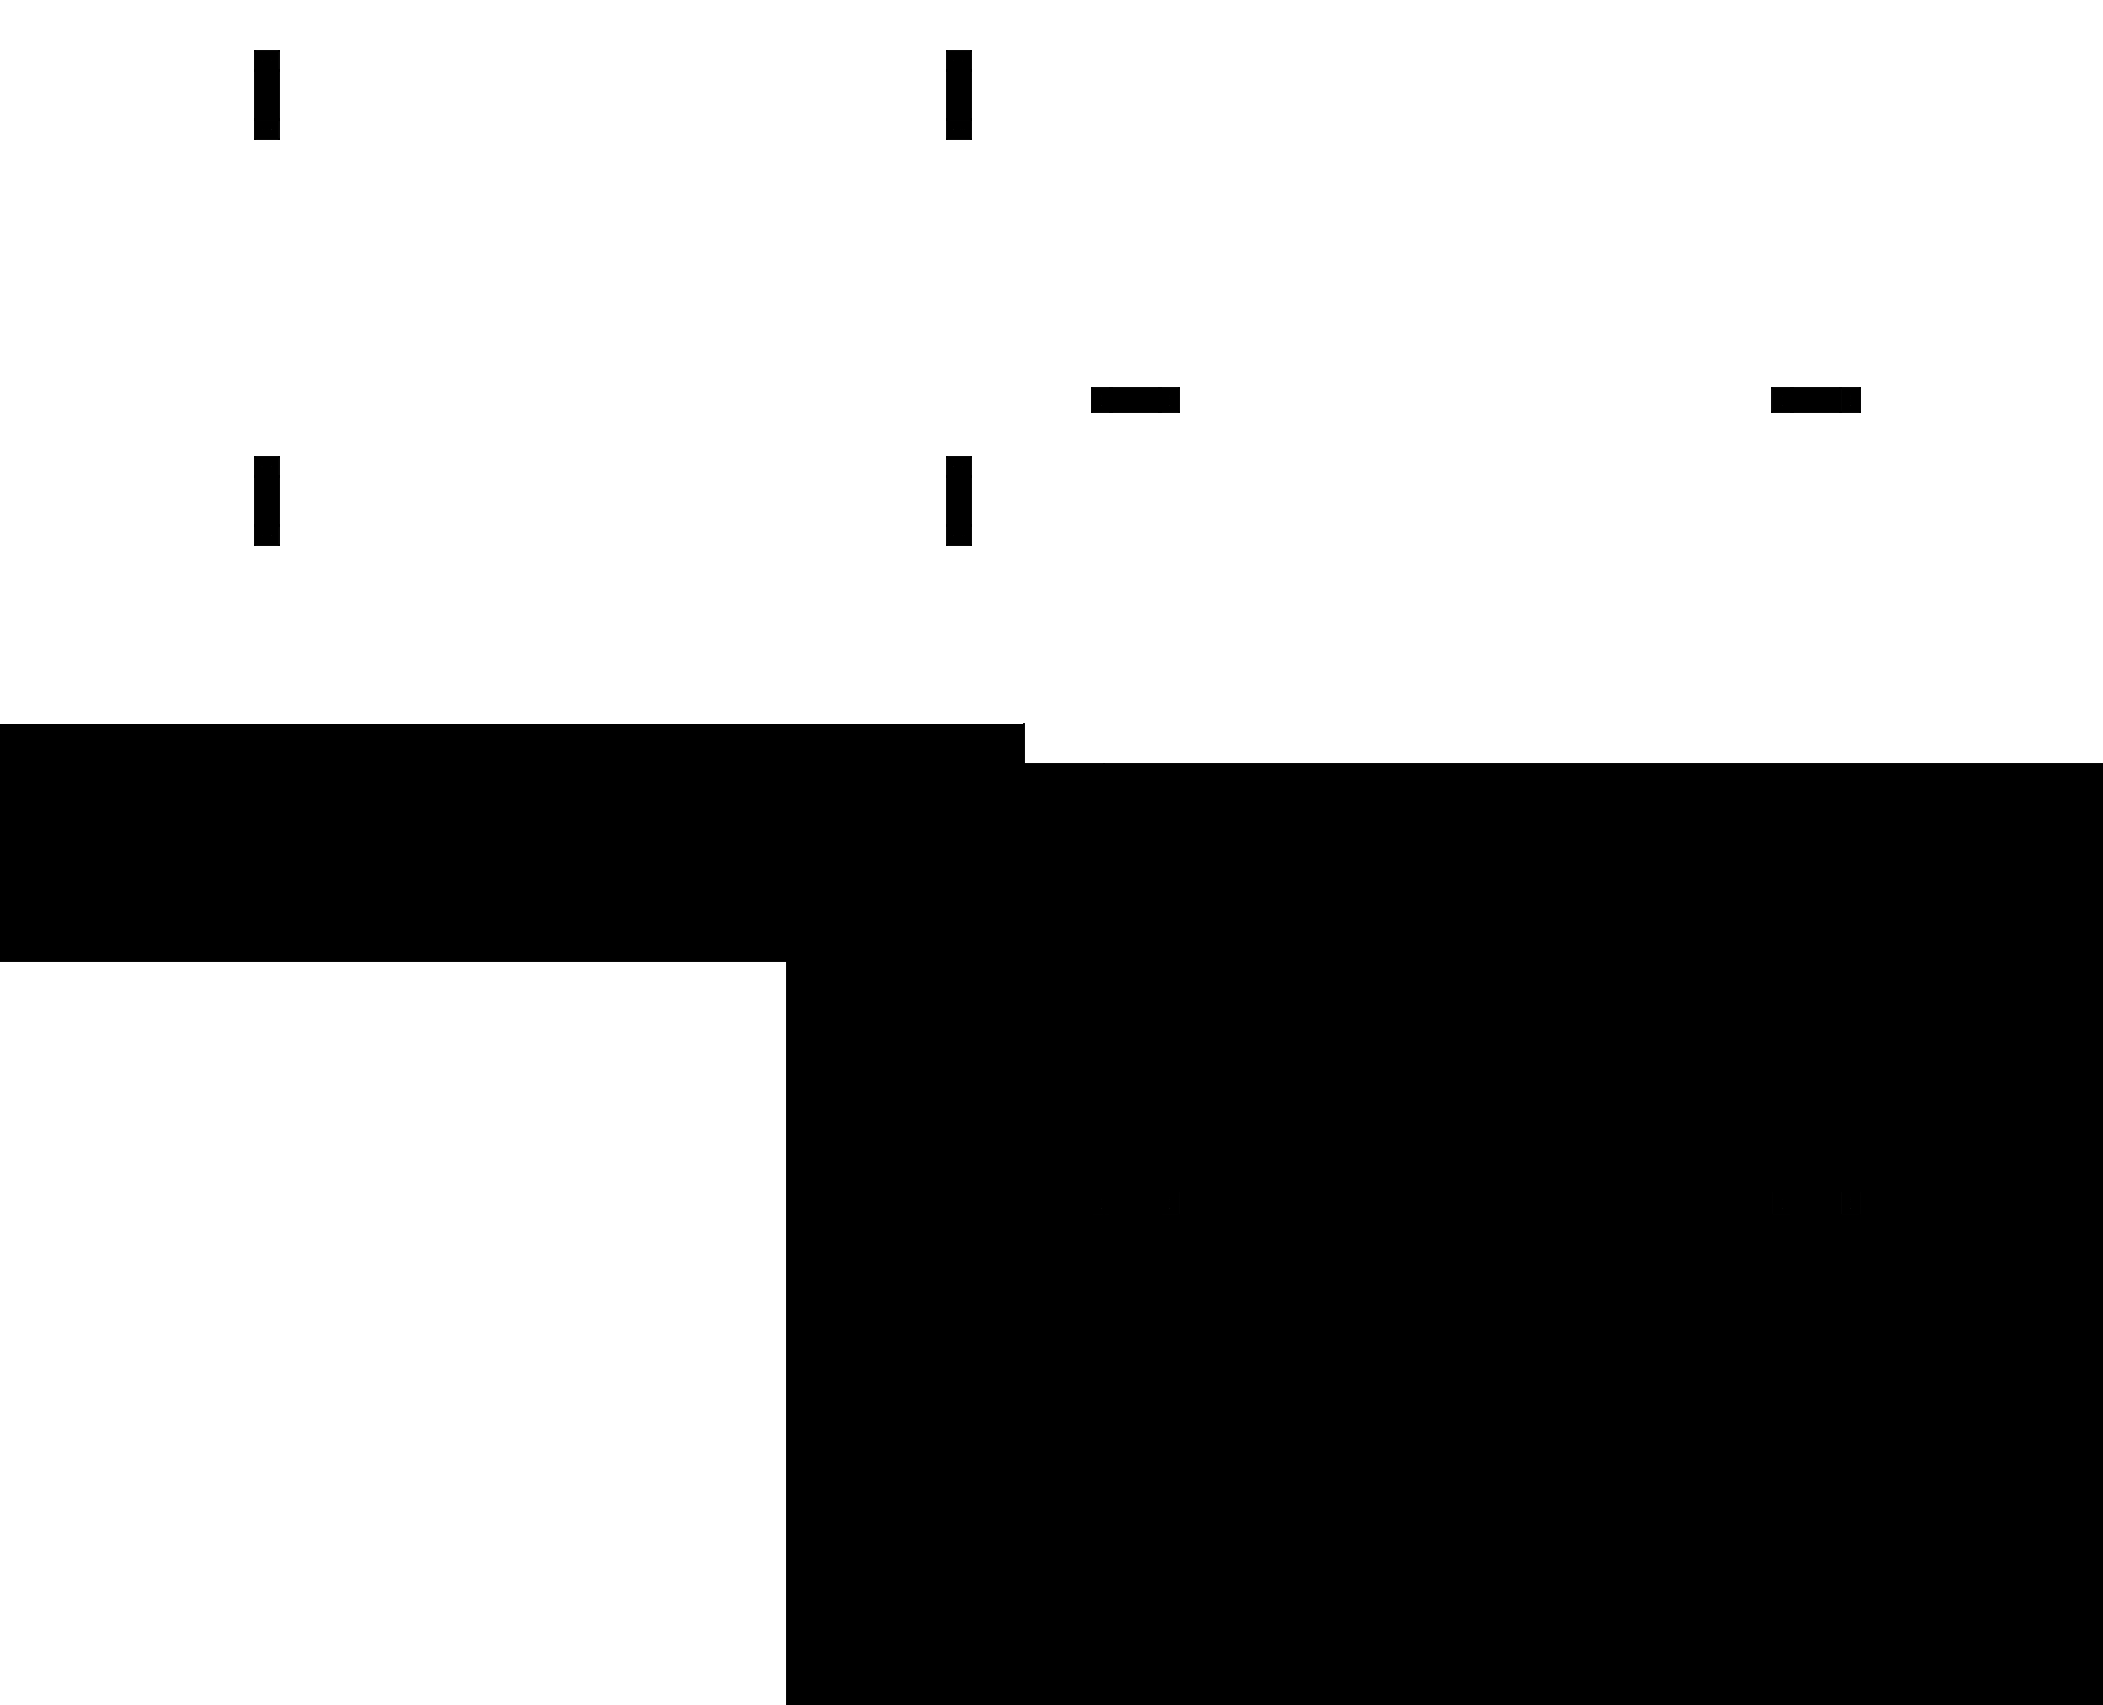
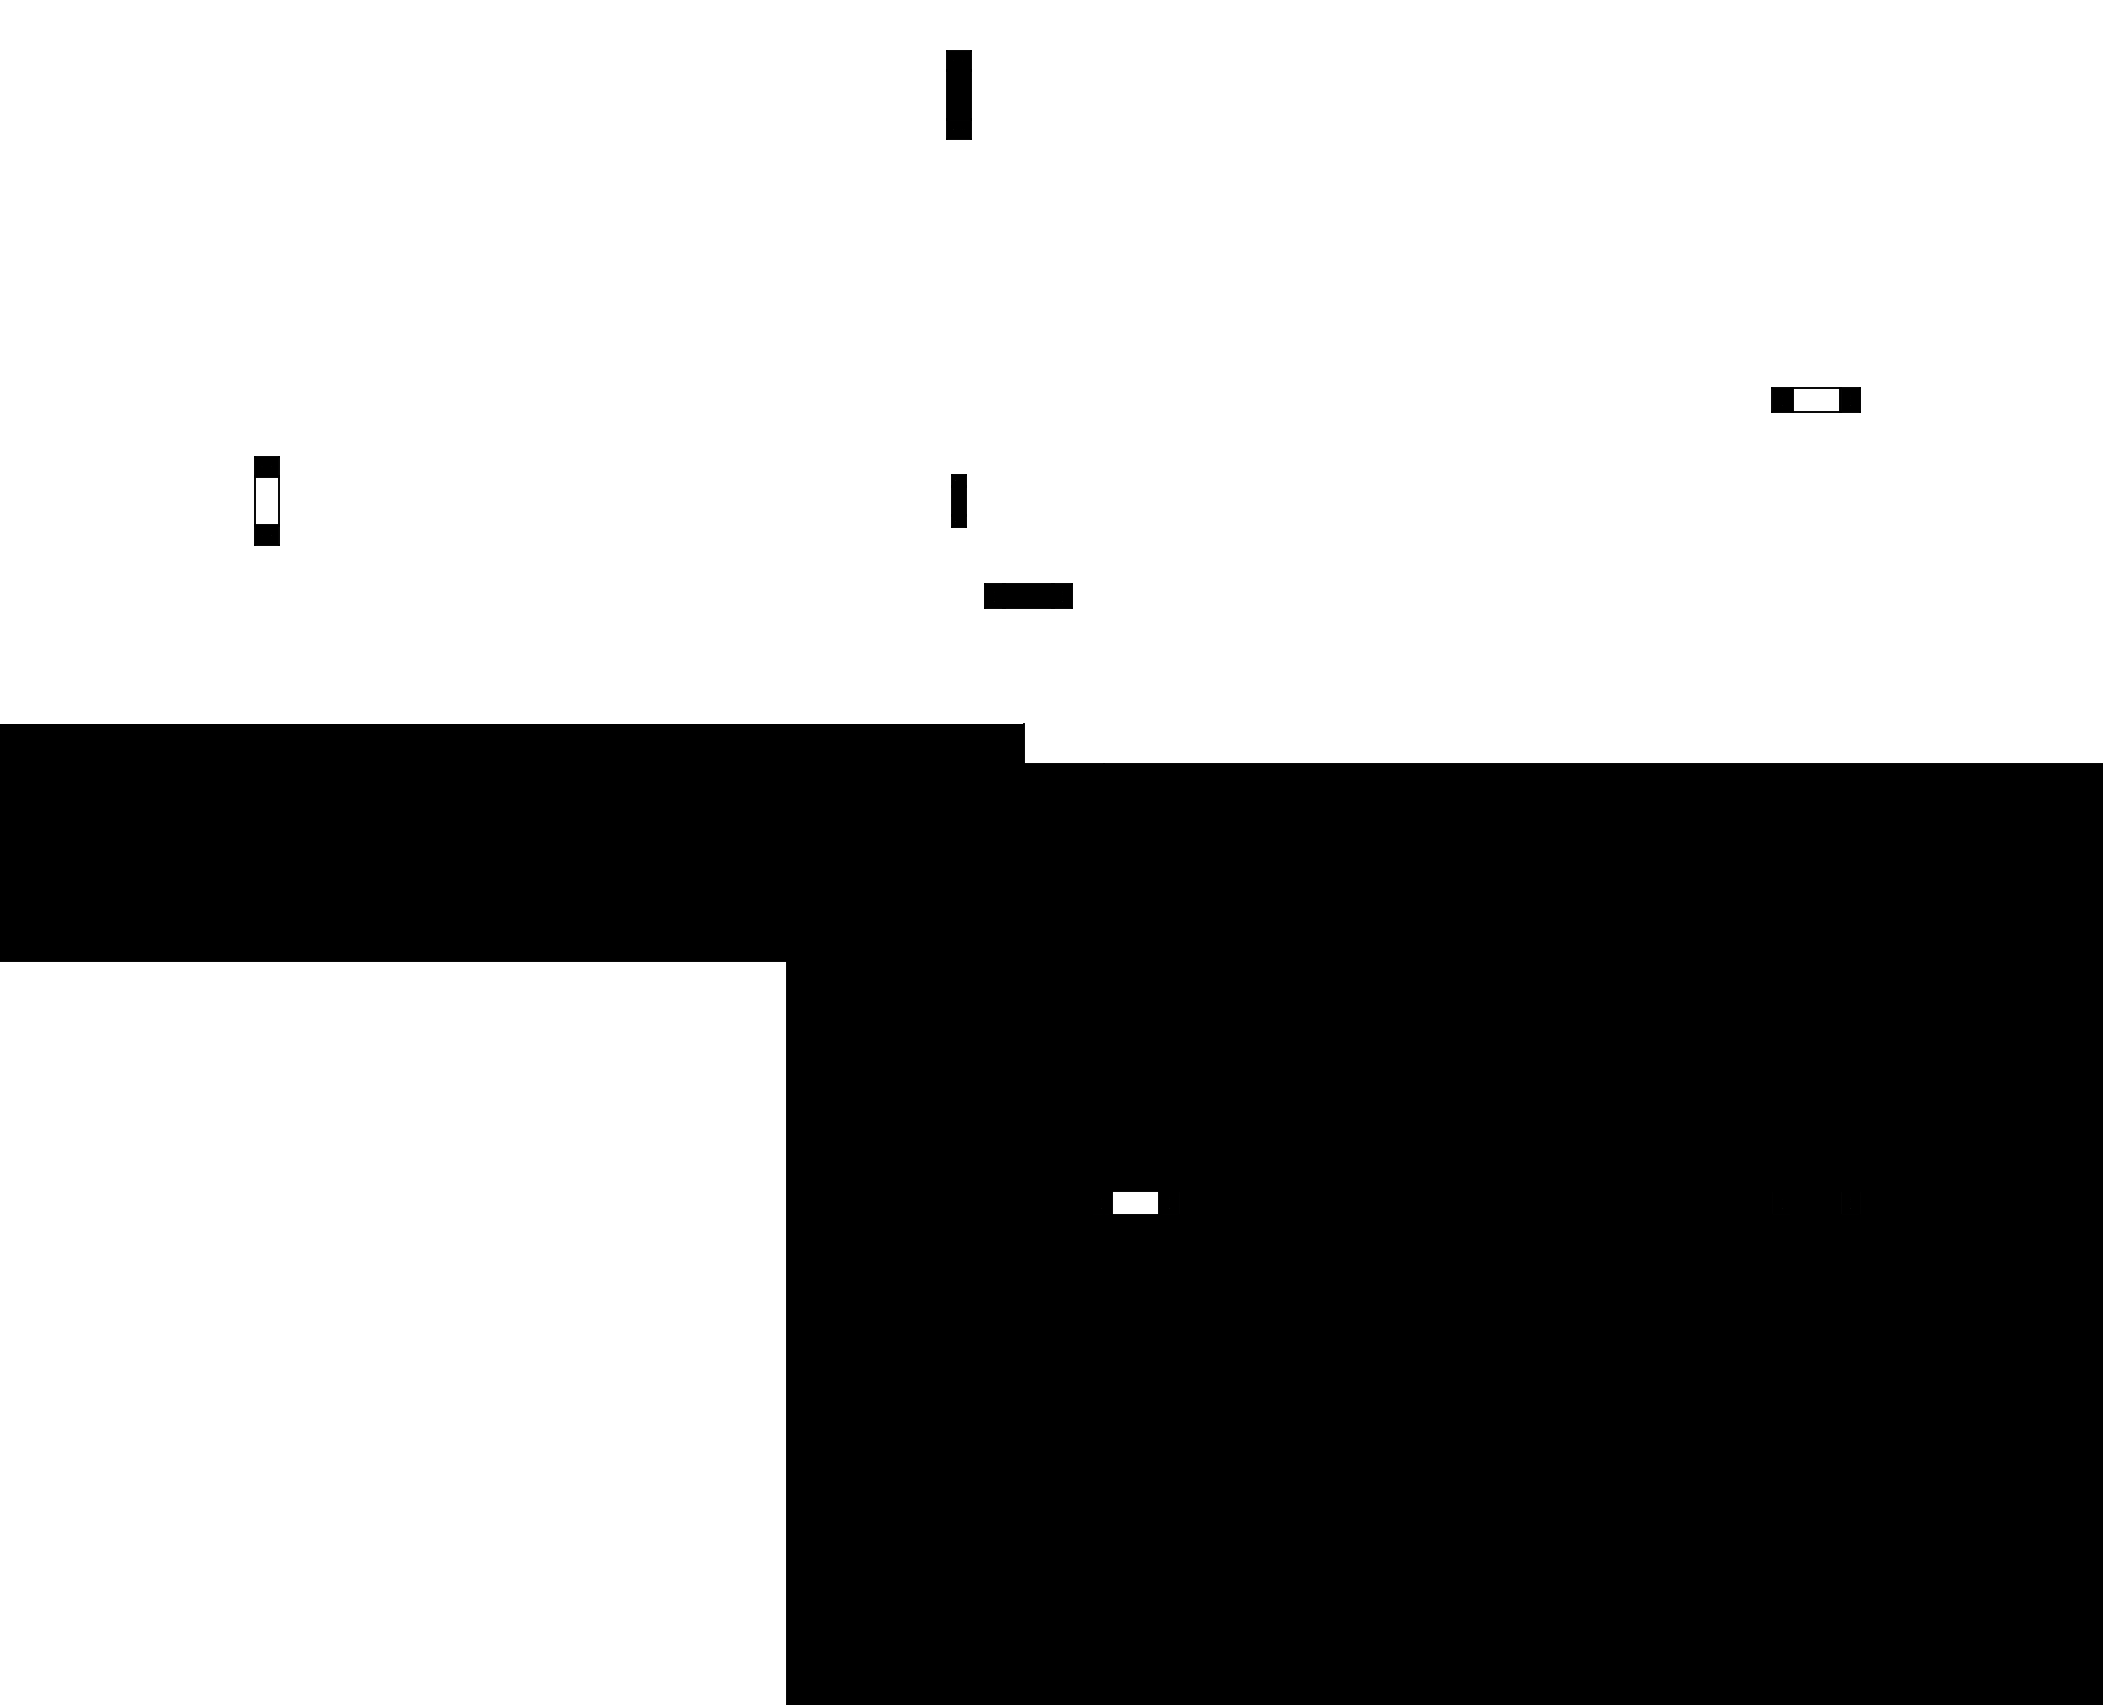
part: present -> none (266, 94)
part position: (1135, 399) -> (1028, 595) (1028, 595)
fill: present -> none (1816, 399)
fill: present -> none (266, 500)
part size: 26x90 px -> 16x54 px (958, 500)
fill: present -> none (1135, 1202)
